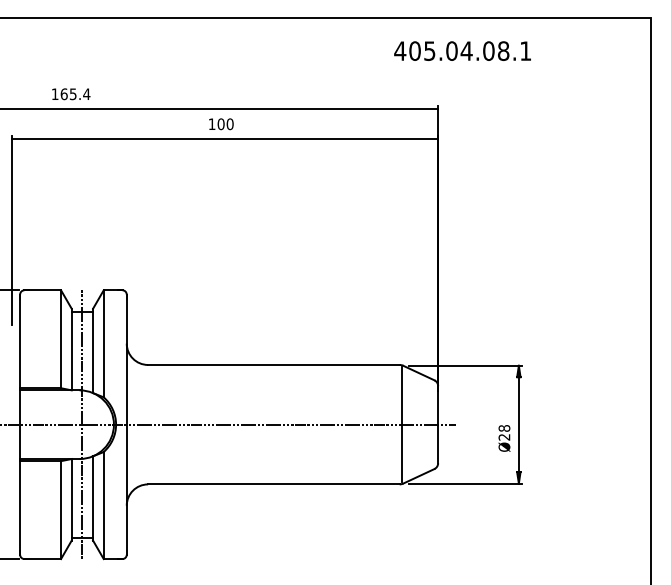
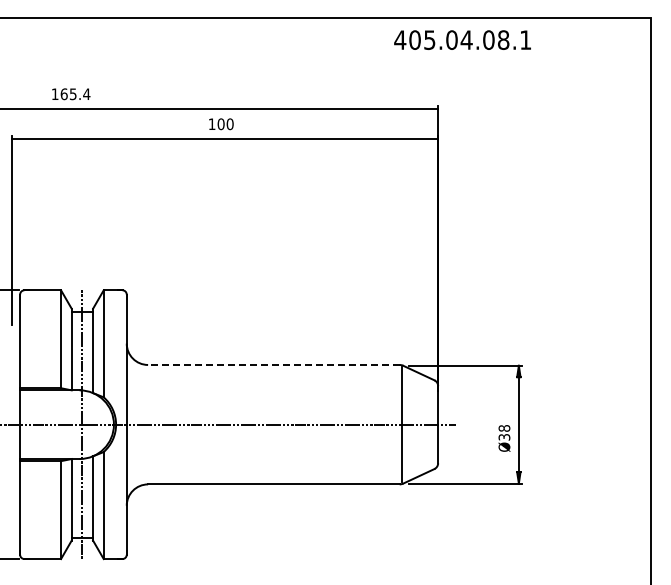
text position: (462, 50) -> (462, 39) (462, 39)
line: solid -> dashed (273, 364)
text: Ø28 -> Ø38 (504, 437)
